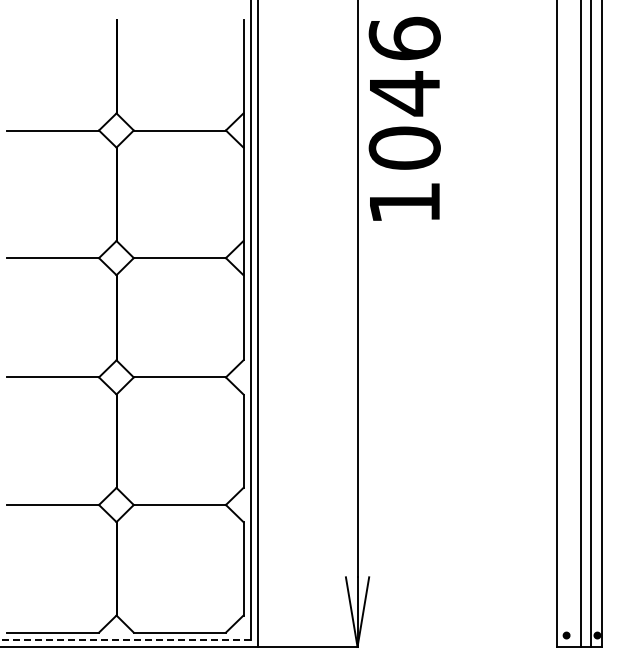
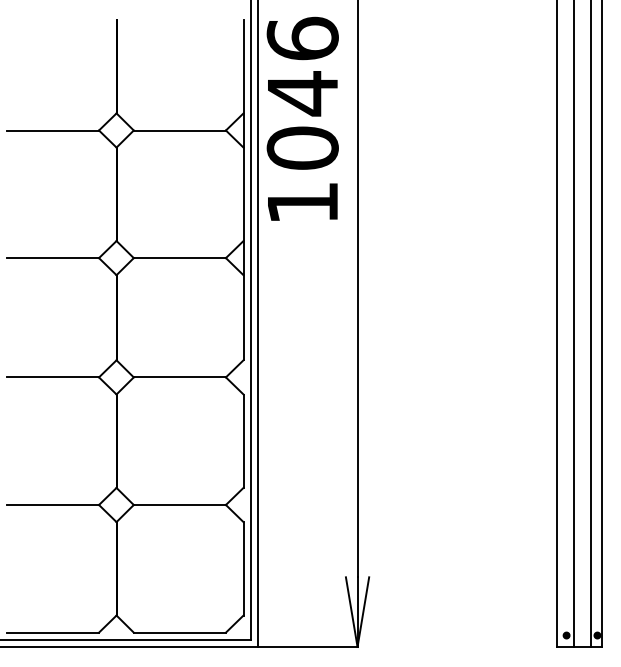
text position: (404, 118) -> (302, 118) (302, 118)
line position: (580, 324) -> (573, 324) (573, 324)
line: dashed -> solid (125, 639)
